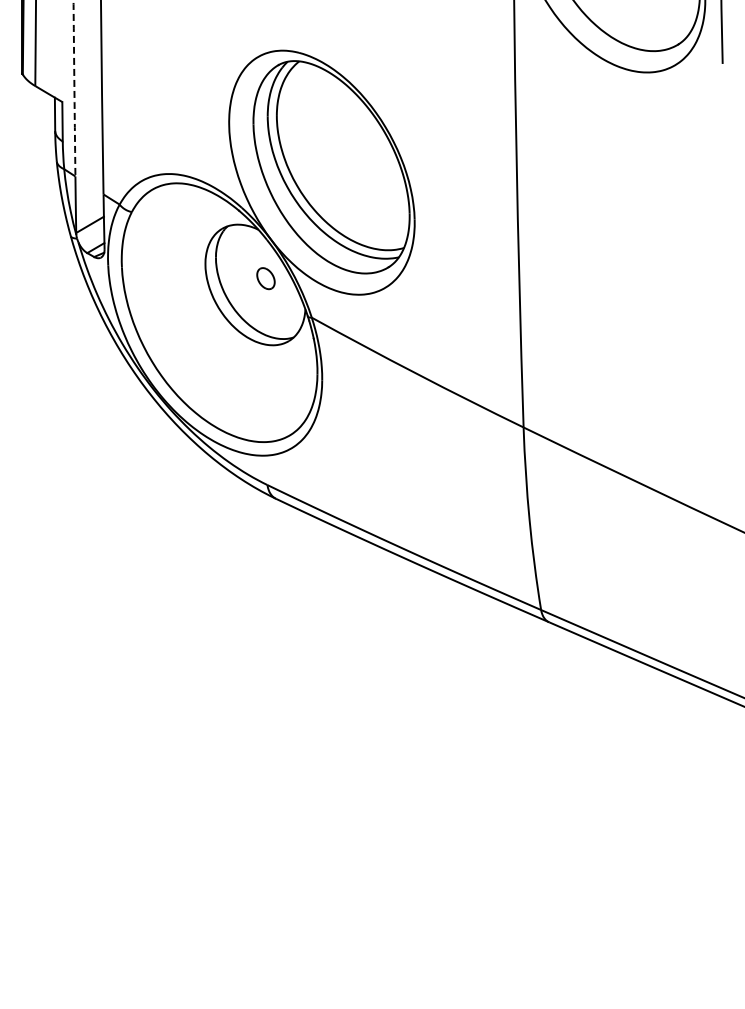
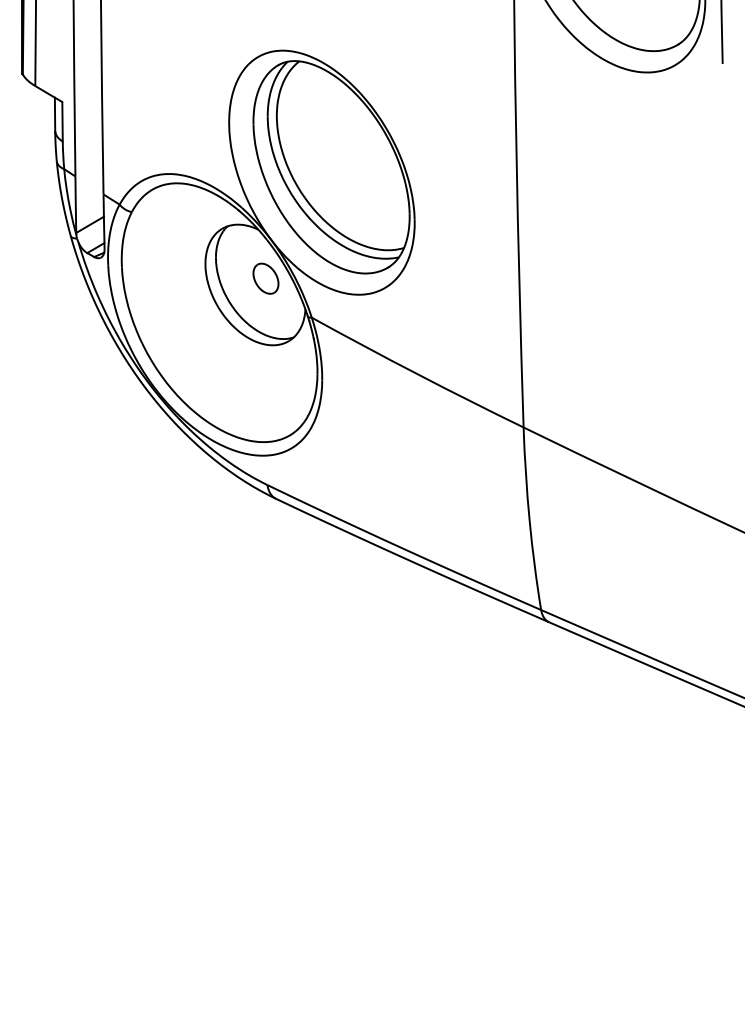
arc: dashed -> solid (74, 88)
part size: 20x24 px -> 28x33 px (265, 278)
